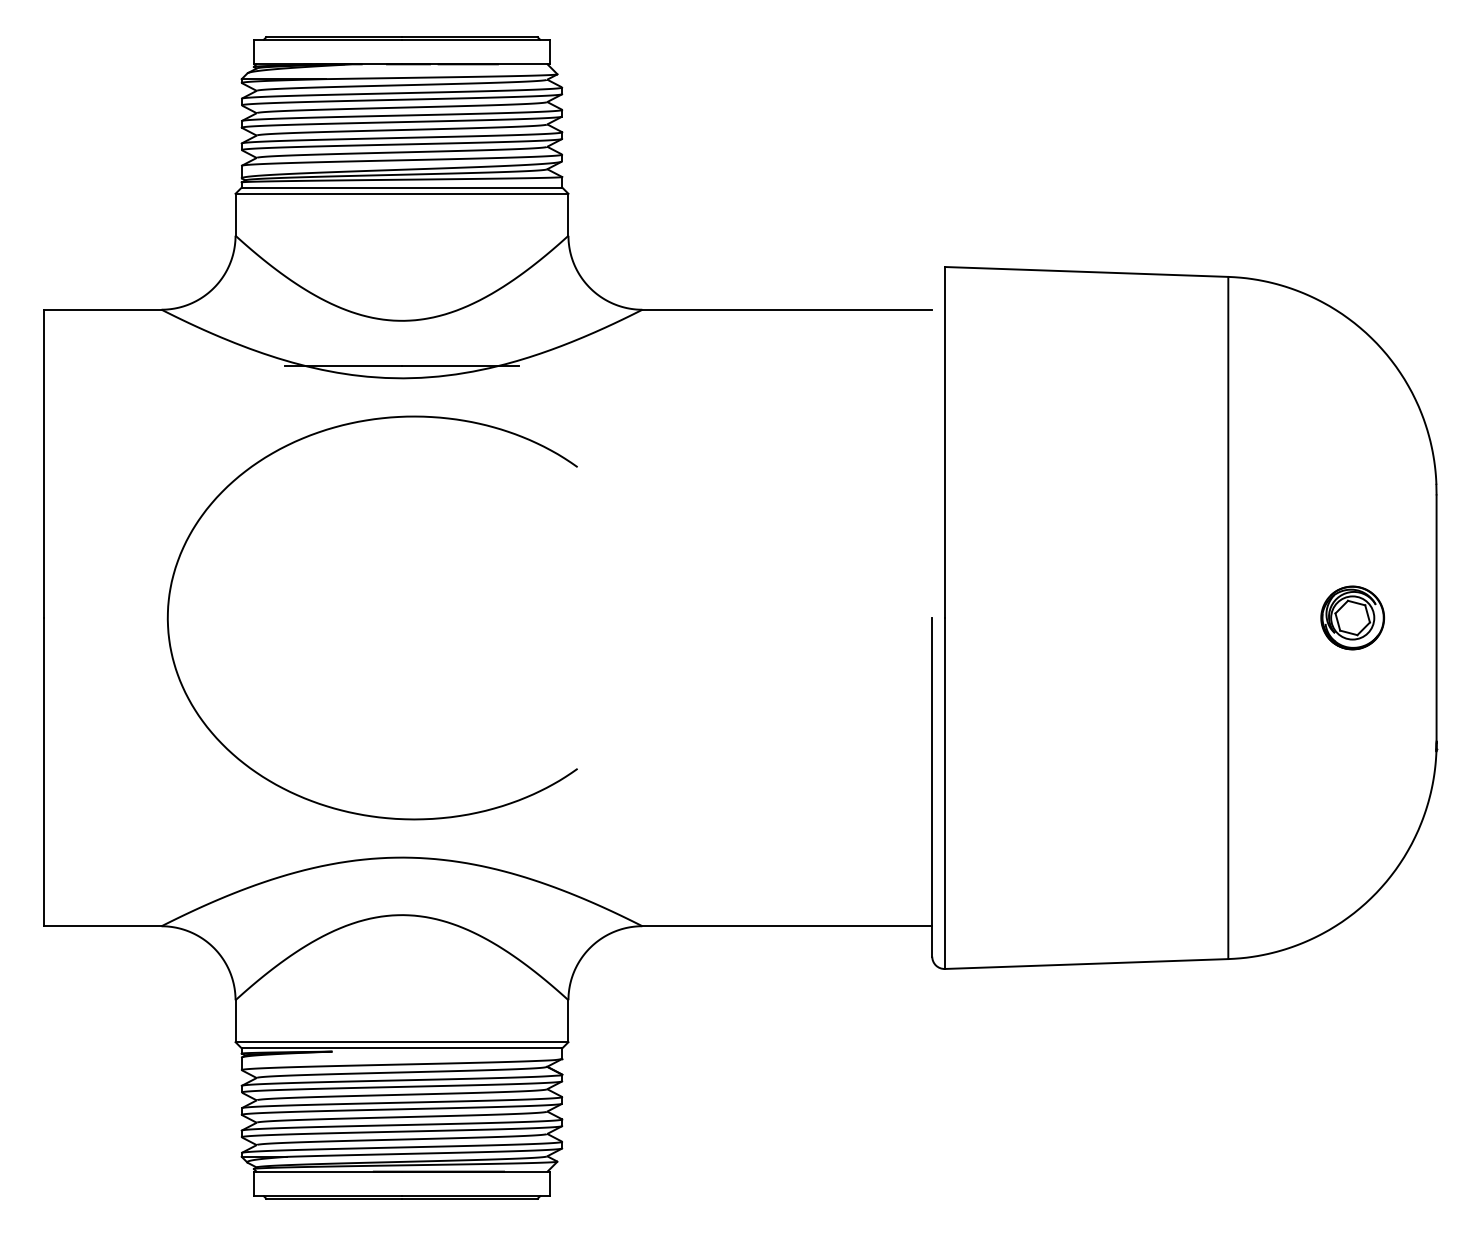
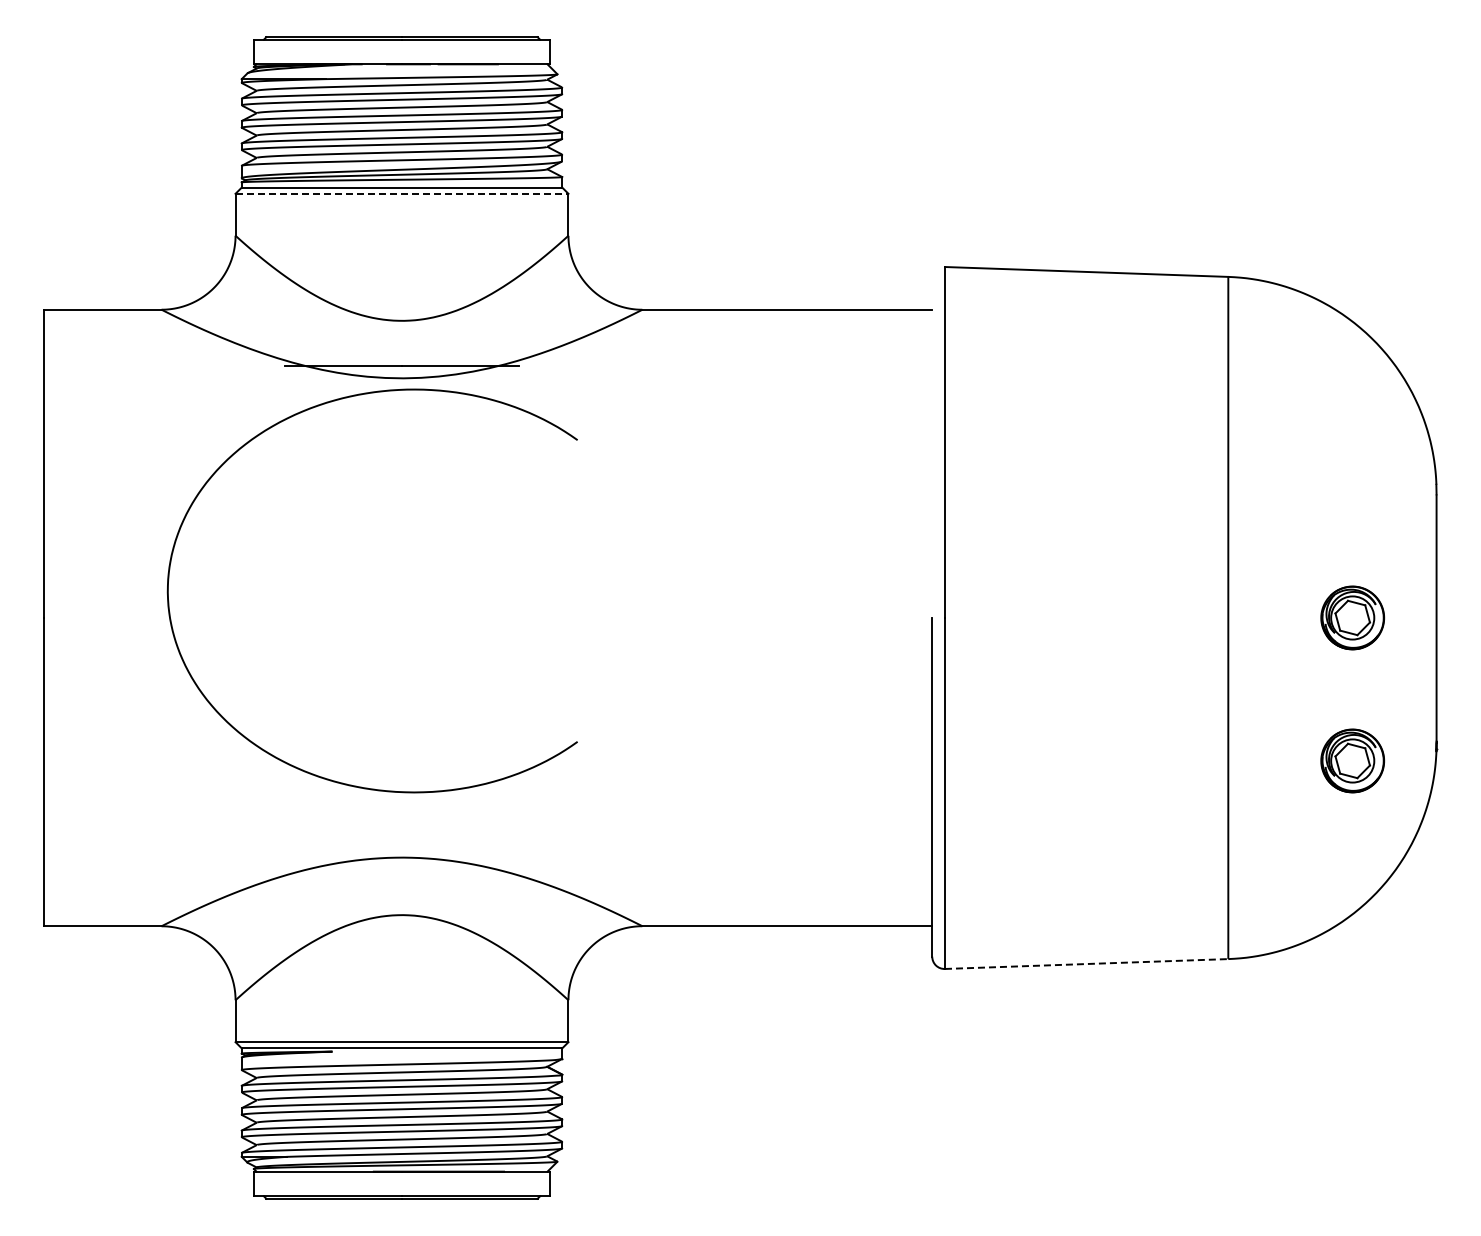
line: solid -> dashed (402, 193)
curve position: (278, 451) -> (278, 424) (278, 424)
part: none -> present (1352, 760)
line: solid -> dashed (1086, 964)
